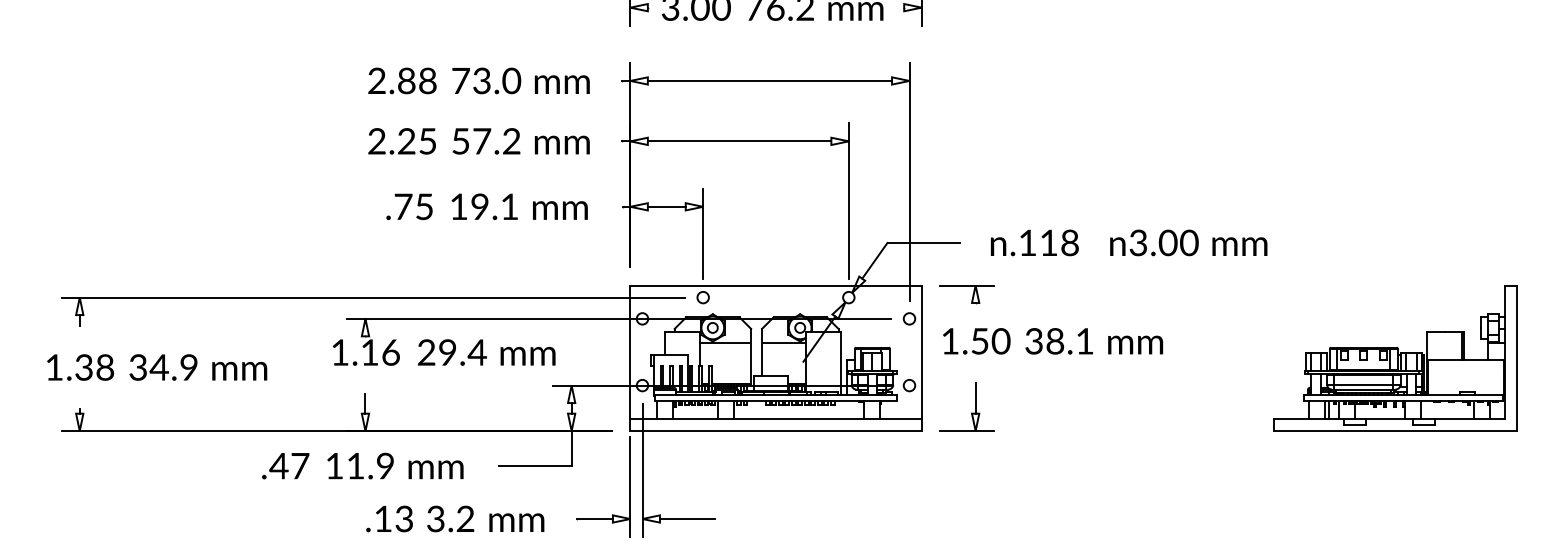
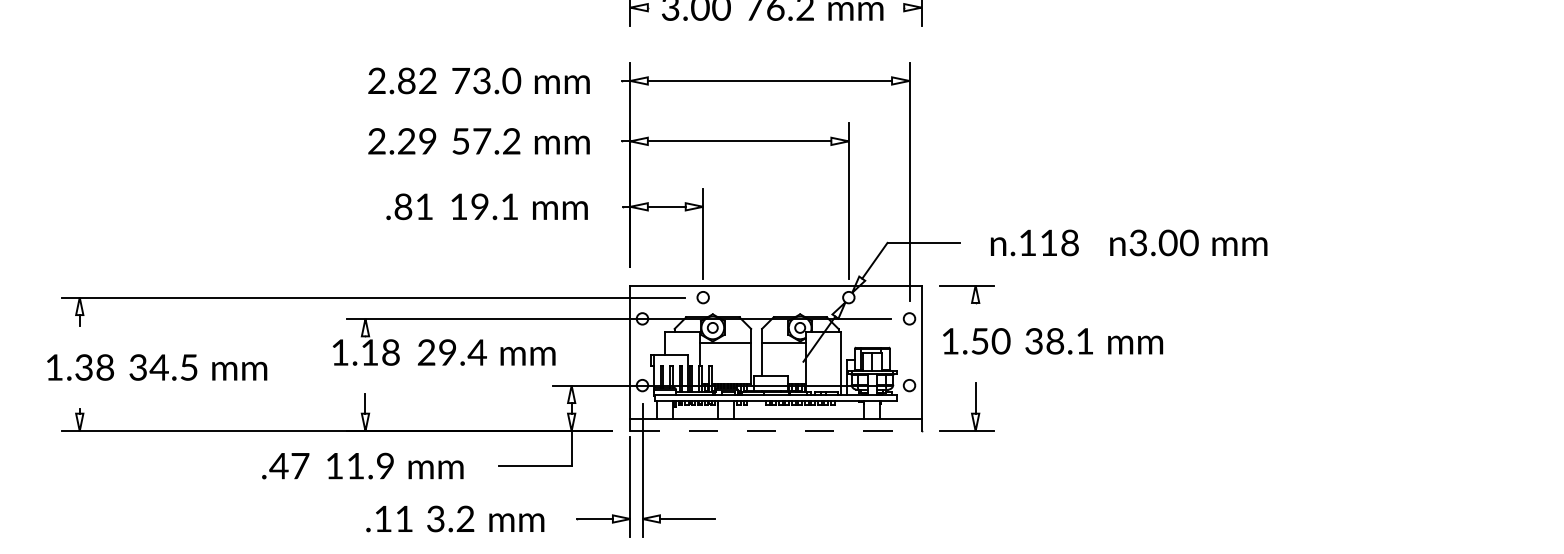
text: 2.88 -> 2.82 (427, 81)
text: 2.25 -> 2.29 (427, 141)
text: .75 -> .81 (413, 206)
text: 1.16 -> 1.18 (390, 352)
part: present -> none (1395, 358)
text: 34.9 -> 34.5 (188, 367)
line: solid -> dashed (776, 431)
text: .13 -> .11 (403, 518)
